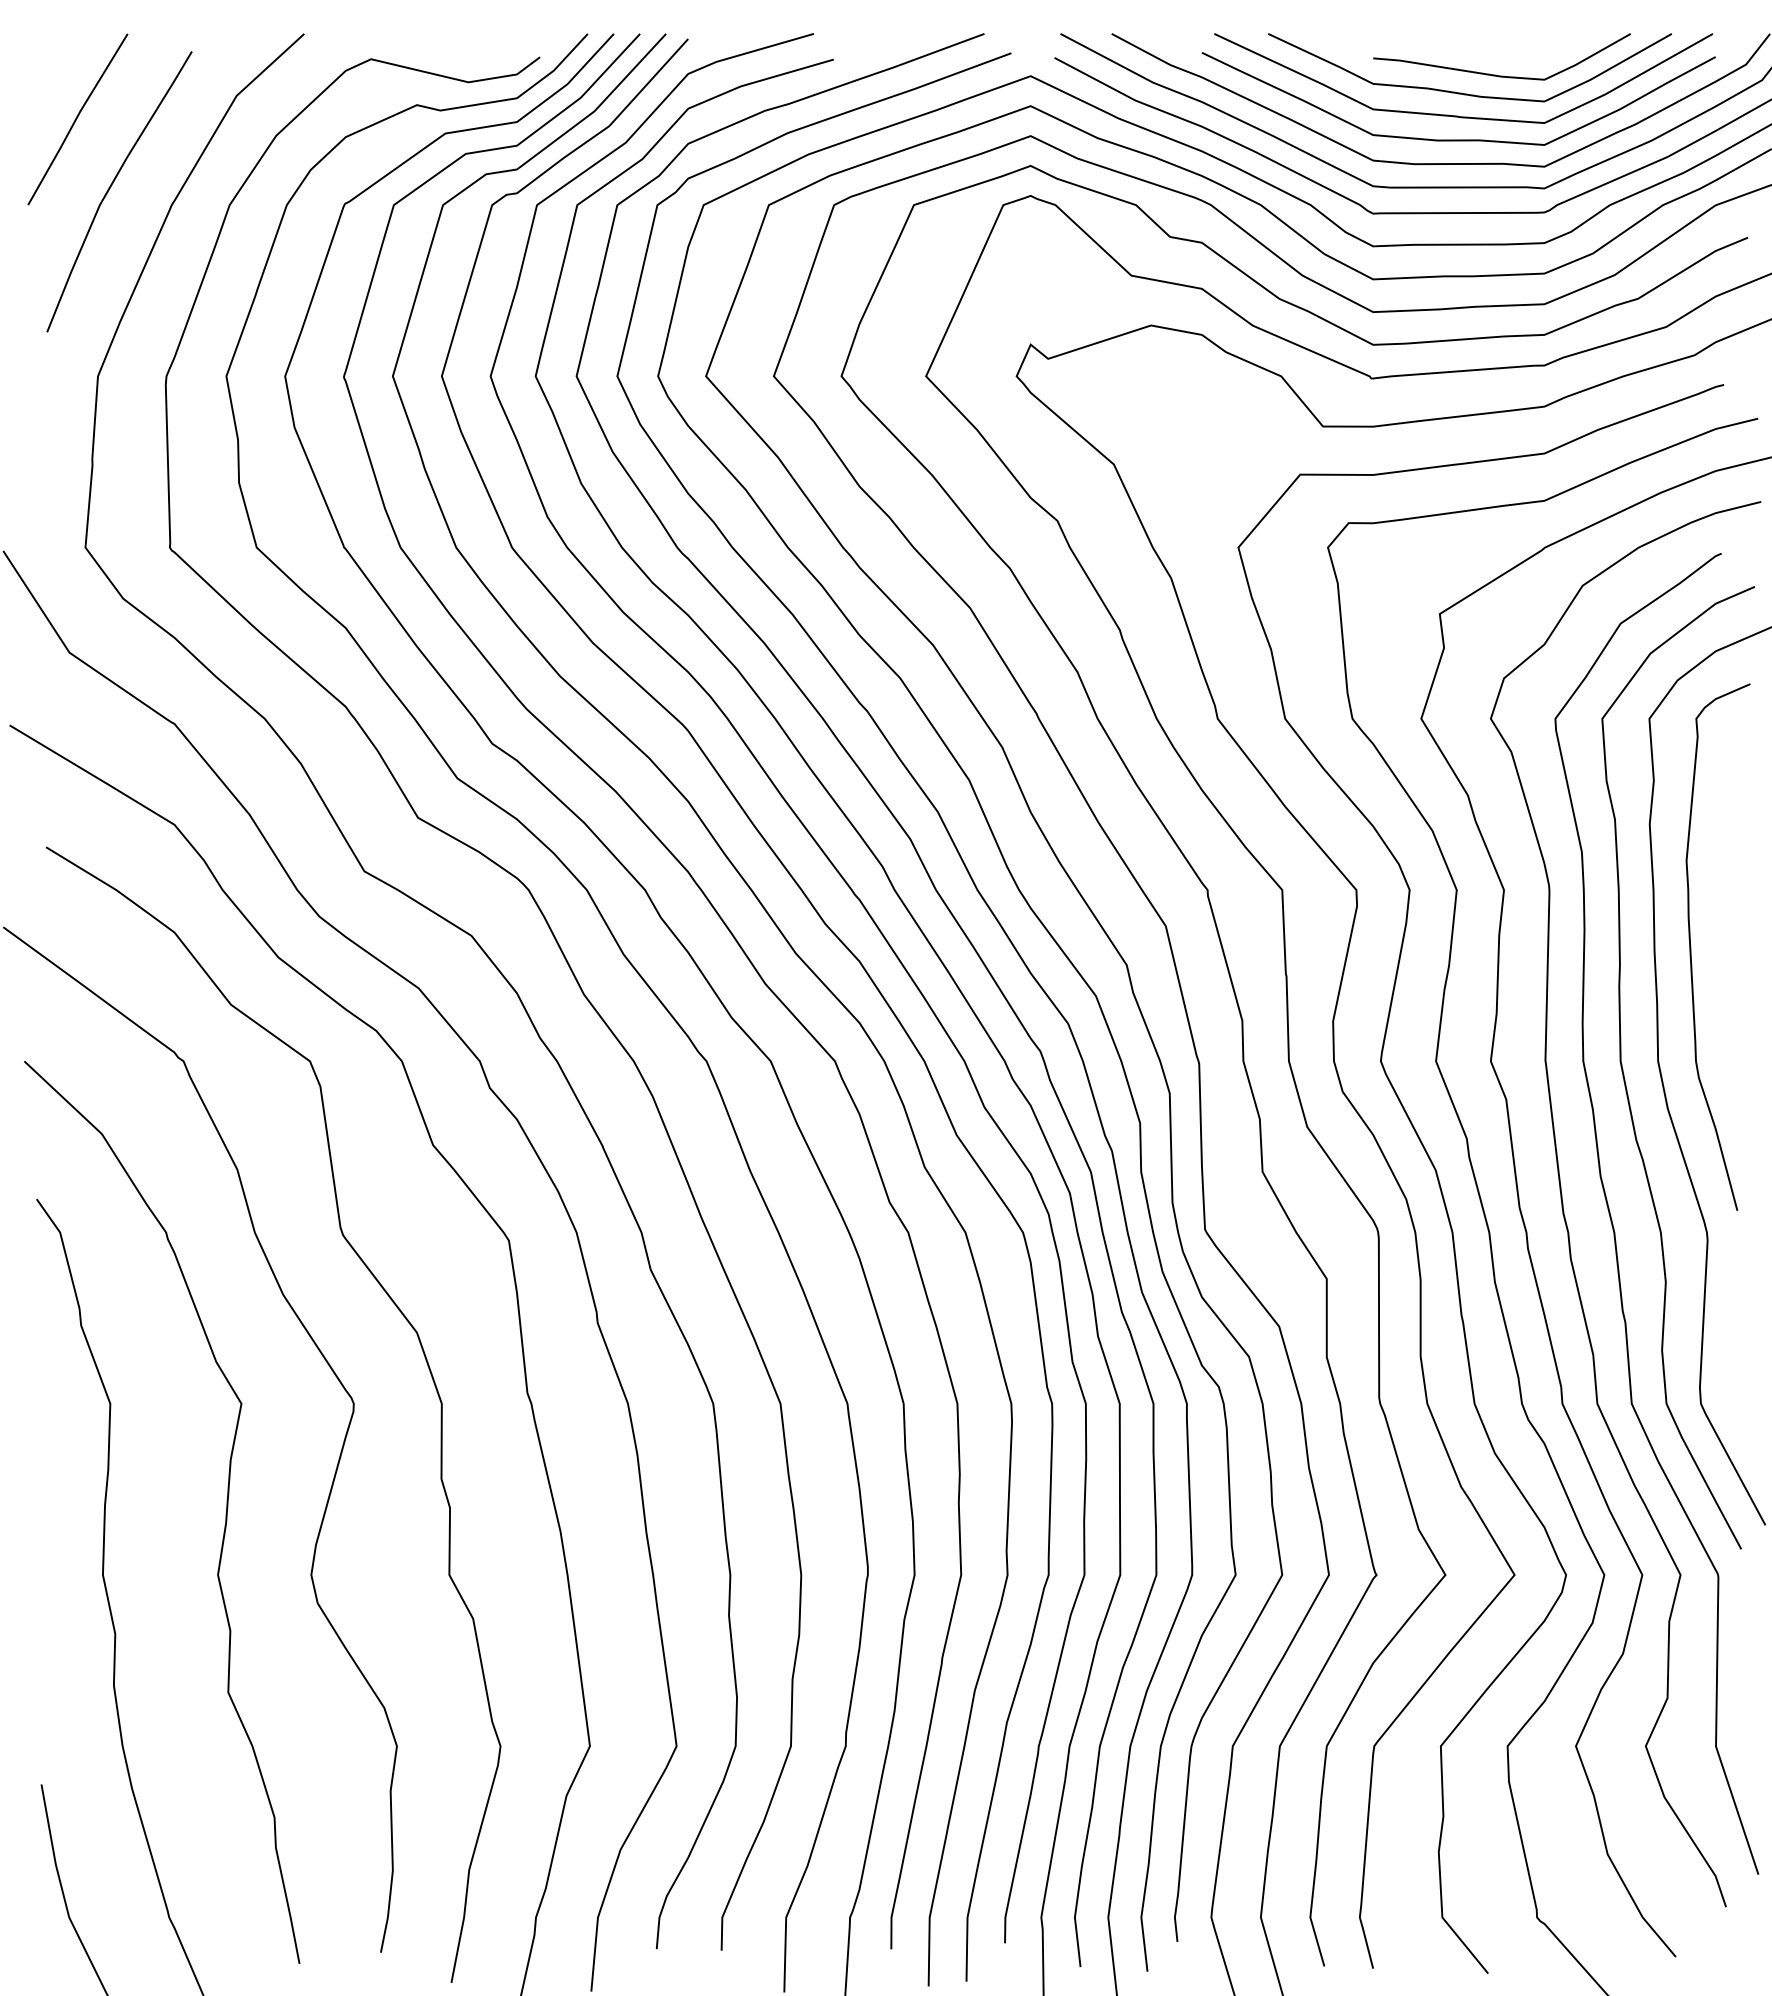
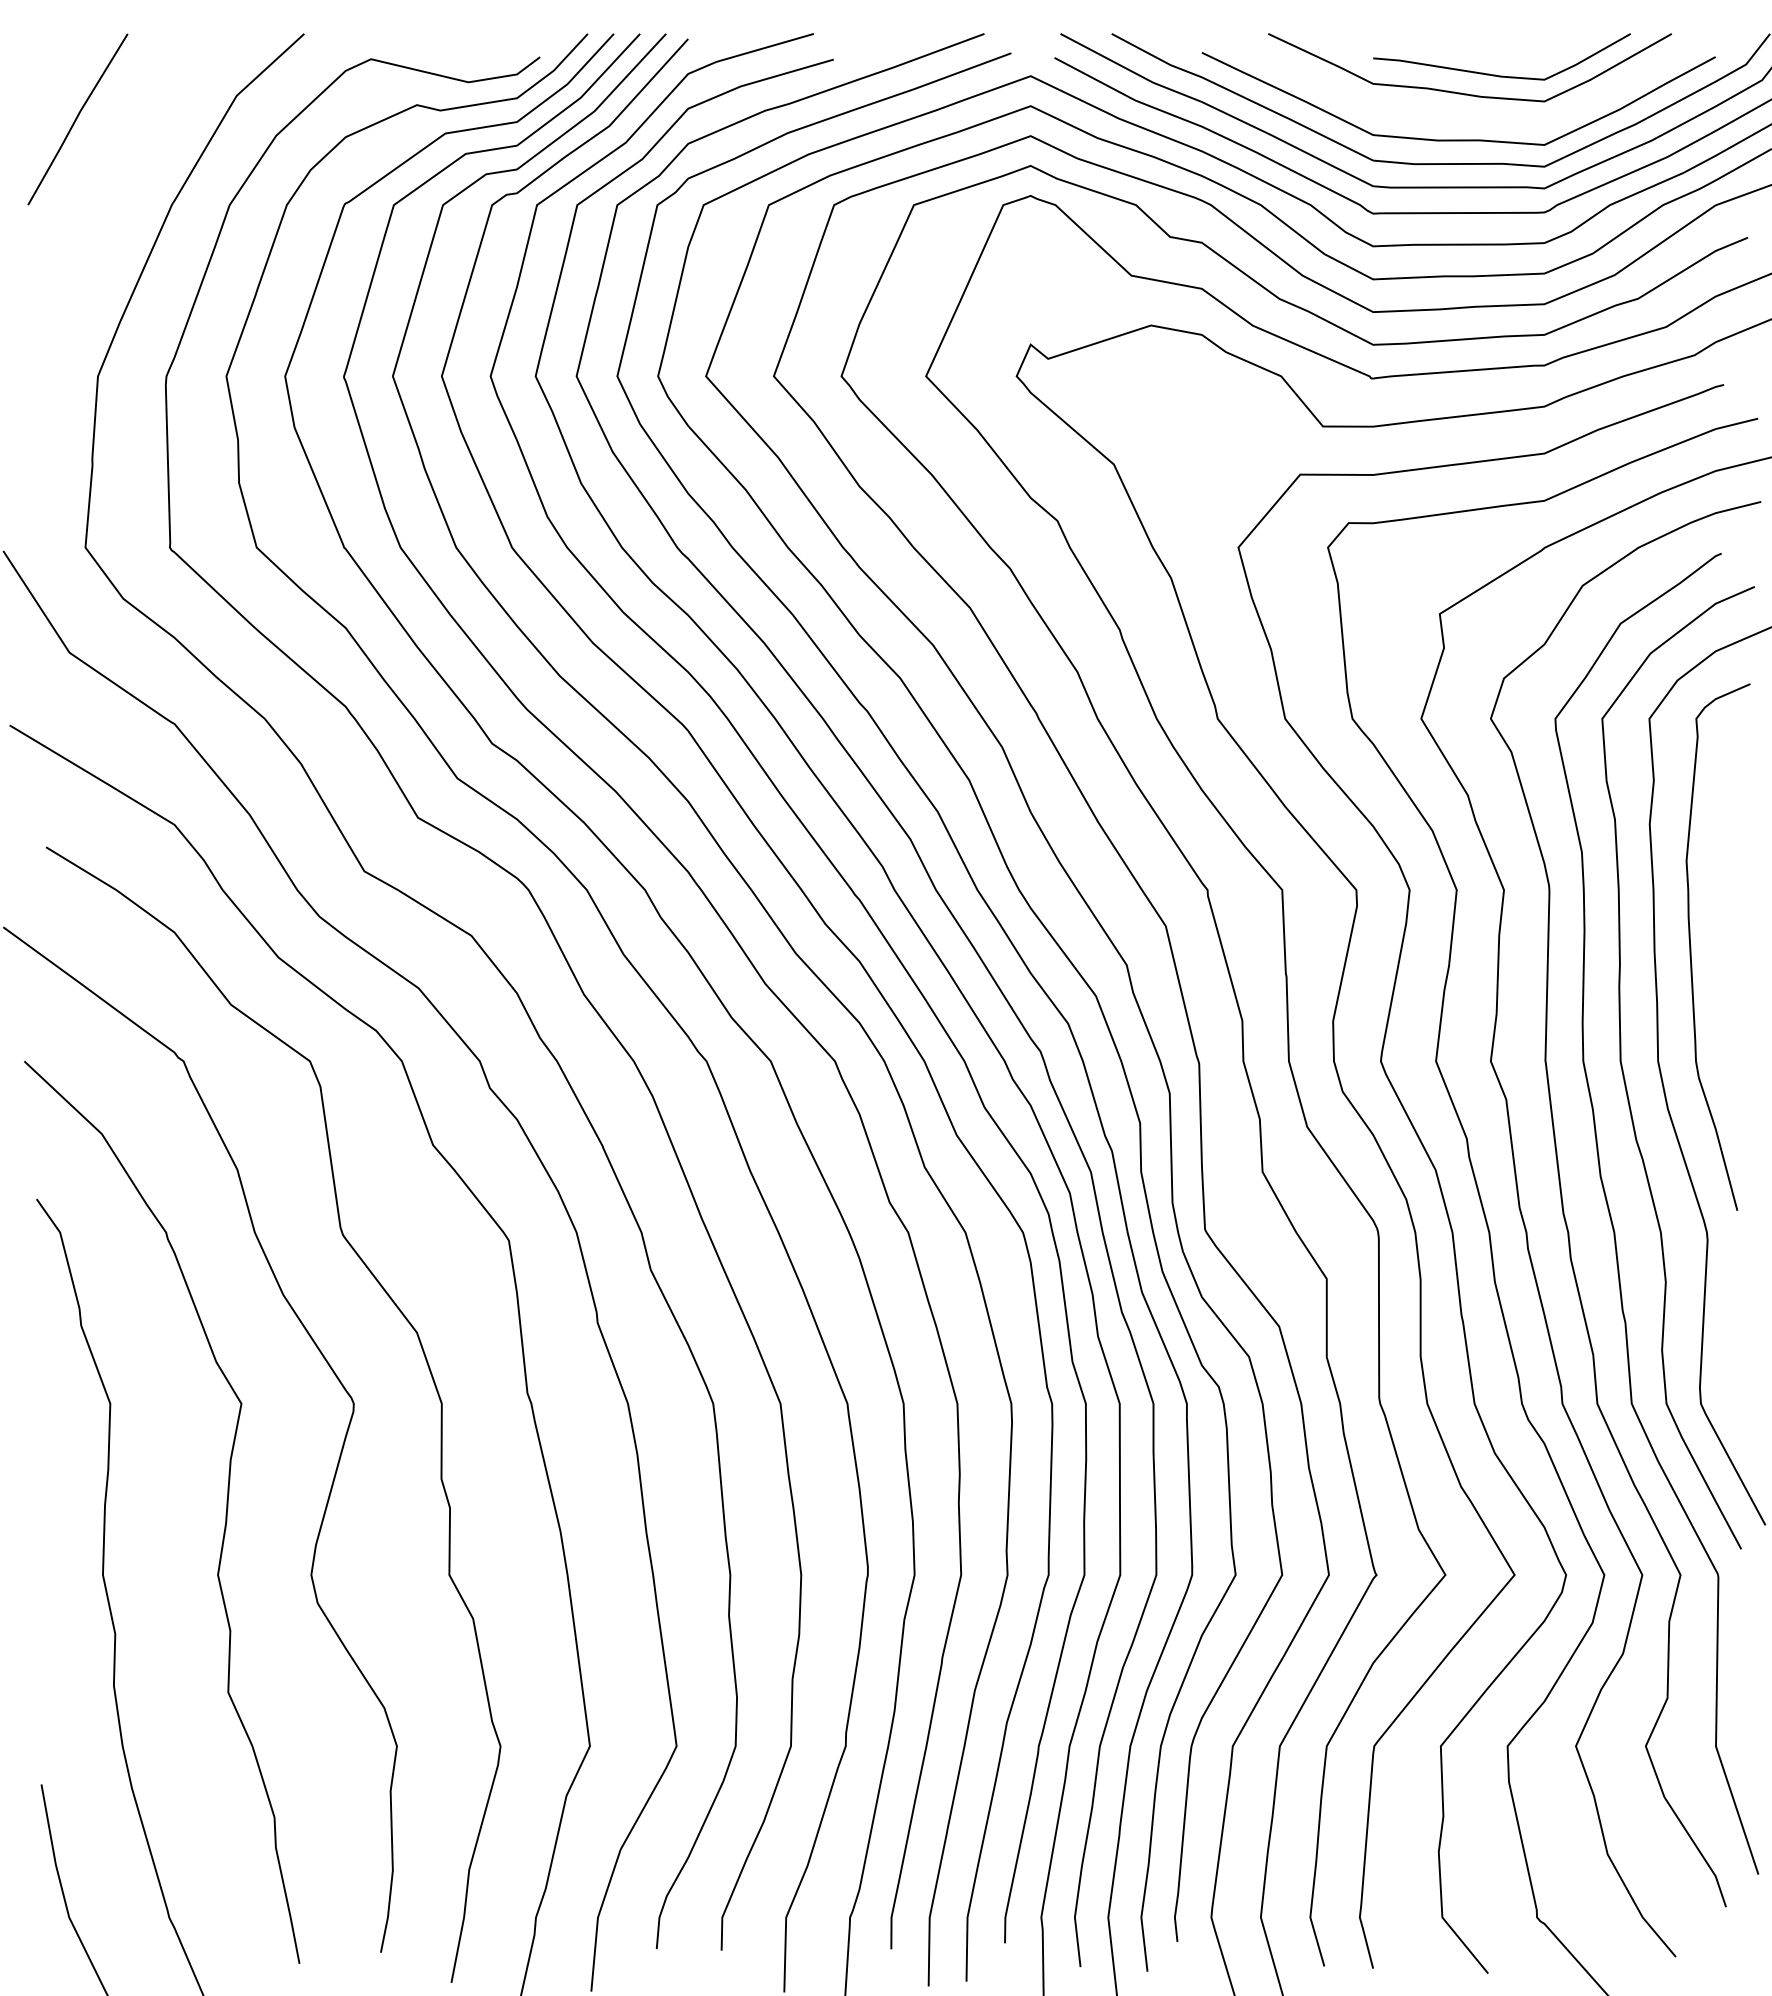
curve: present -> none (1458, 115)
curve: present -> none (112, 185)
